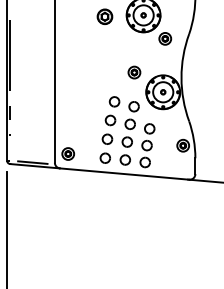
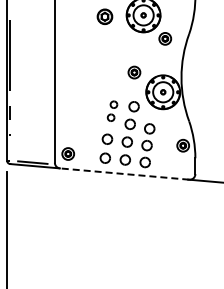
part size: 17x31 px -> 13x22 px (112, 110)
line: solid -> dashed (124, 174)
